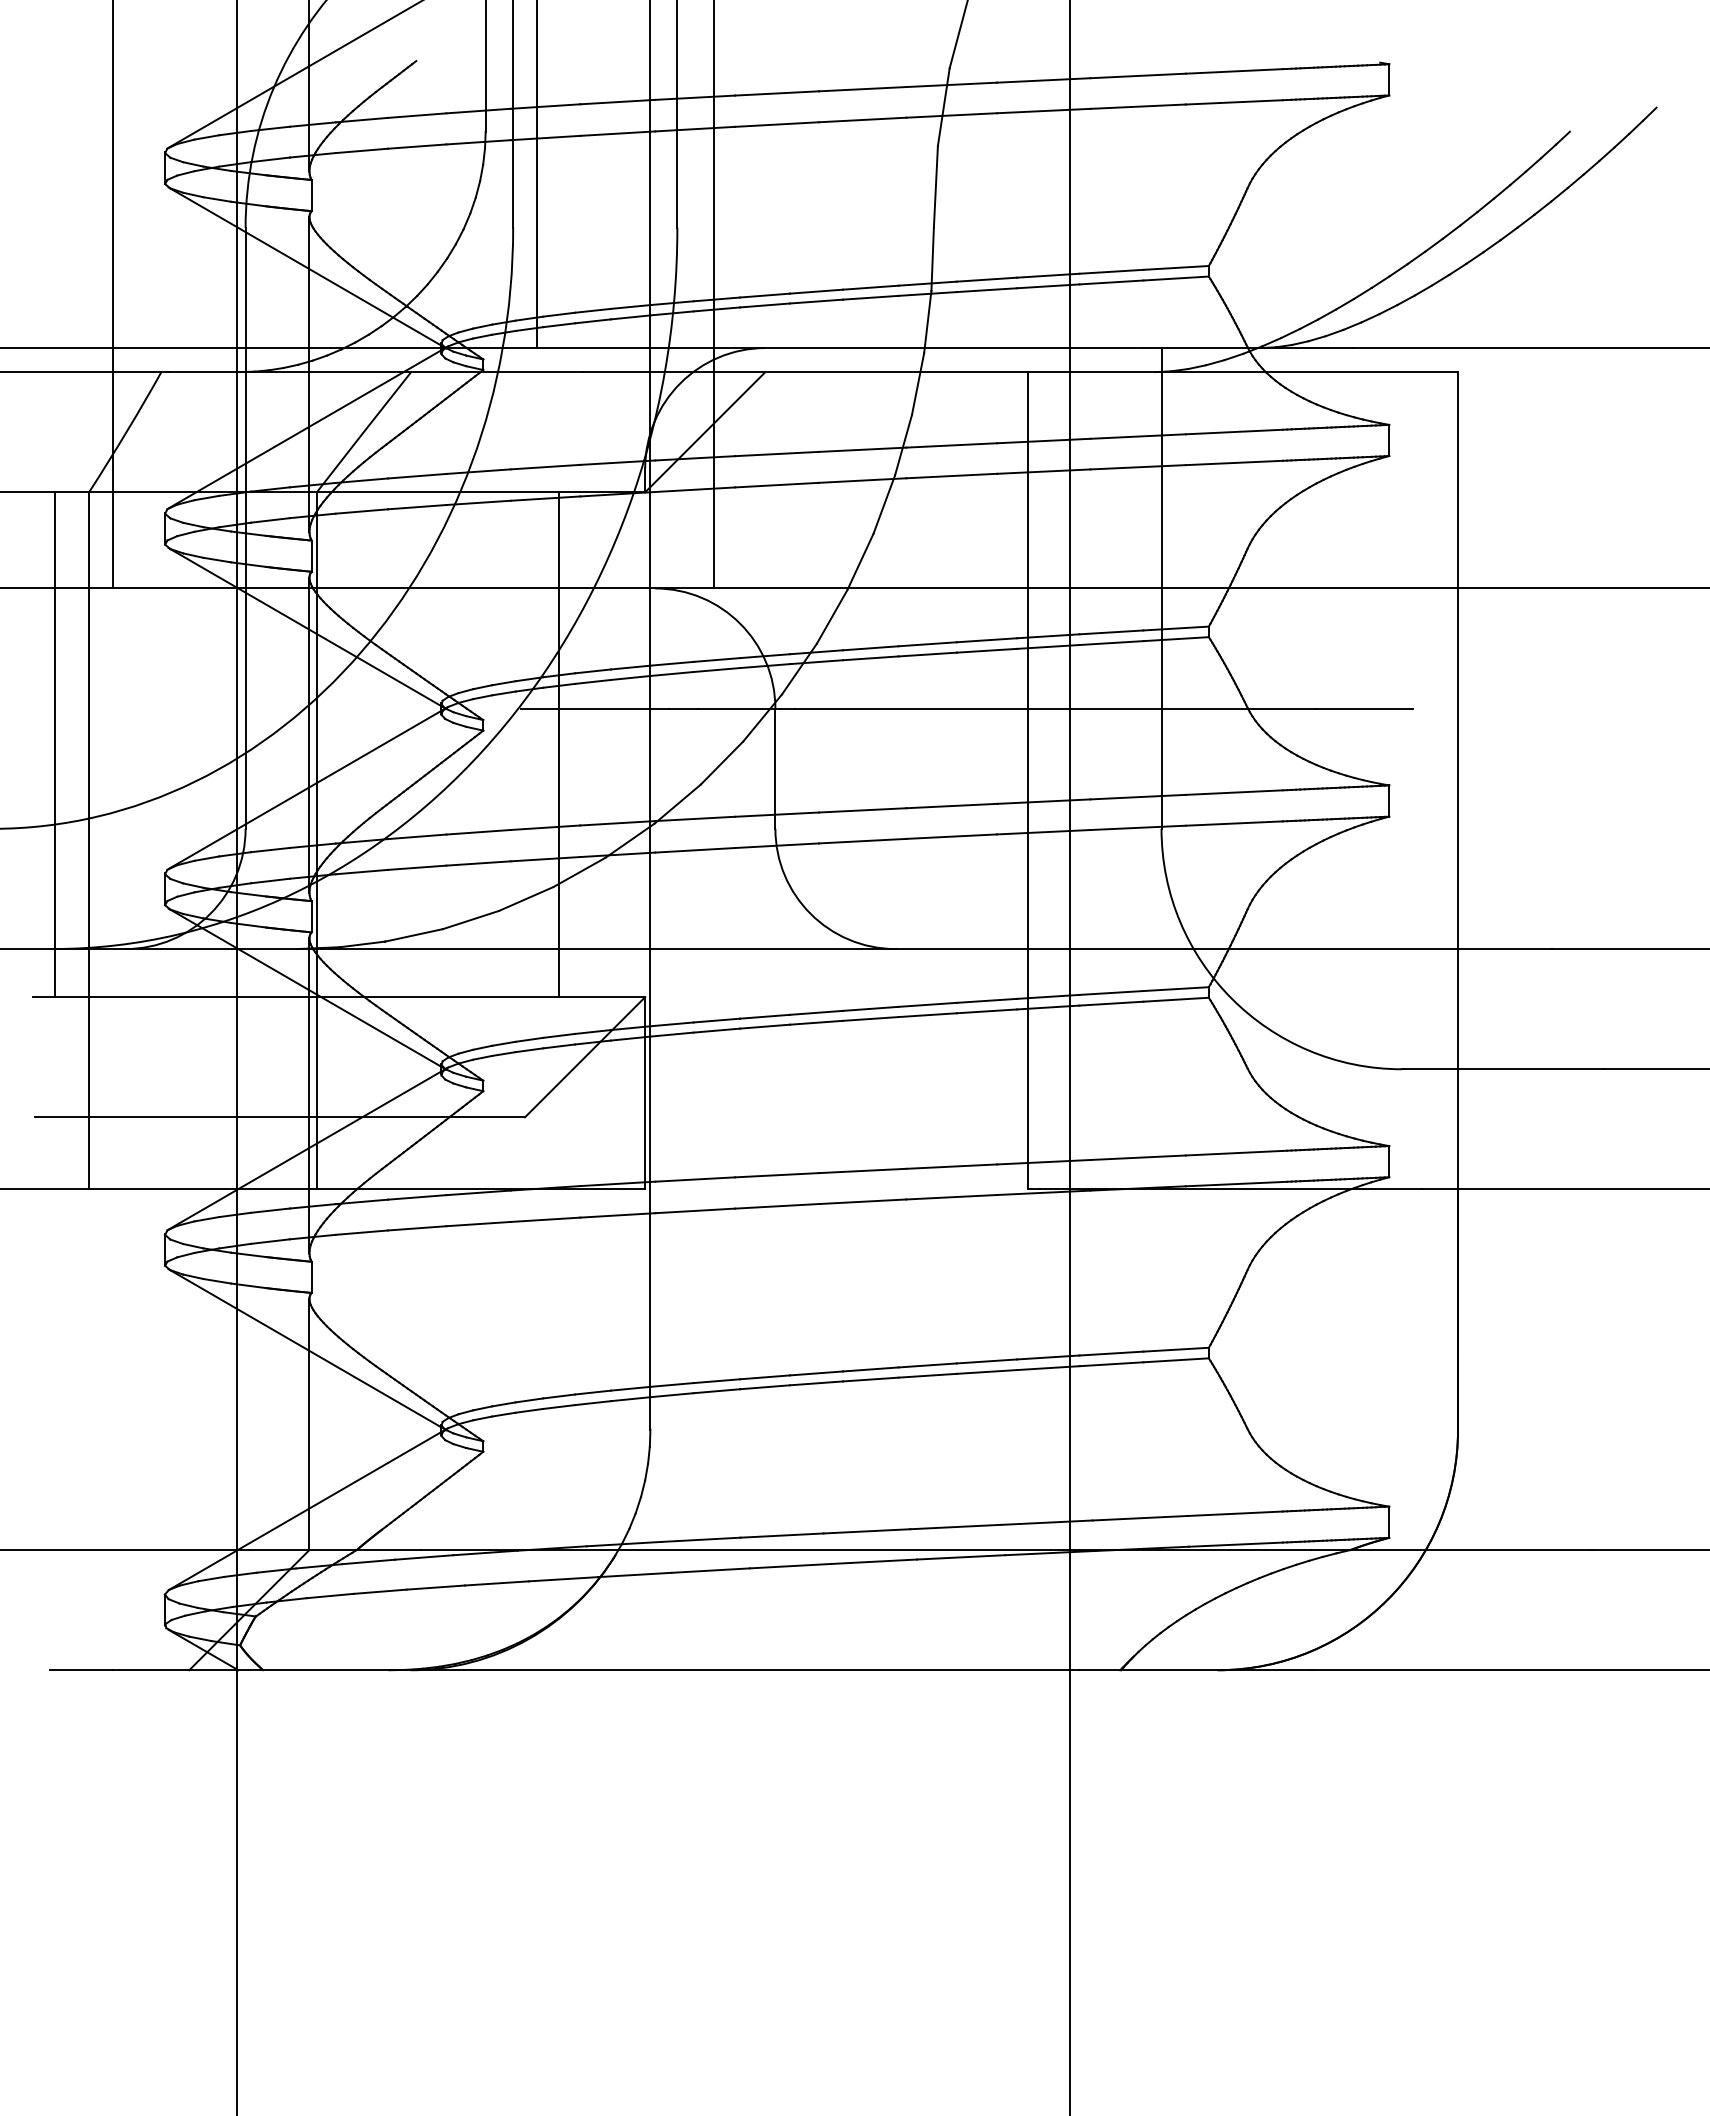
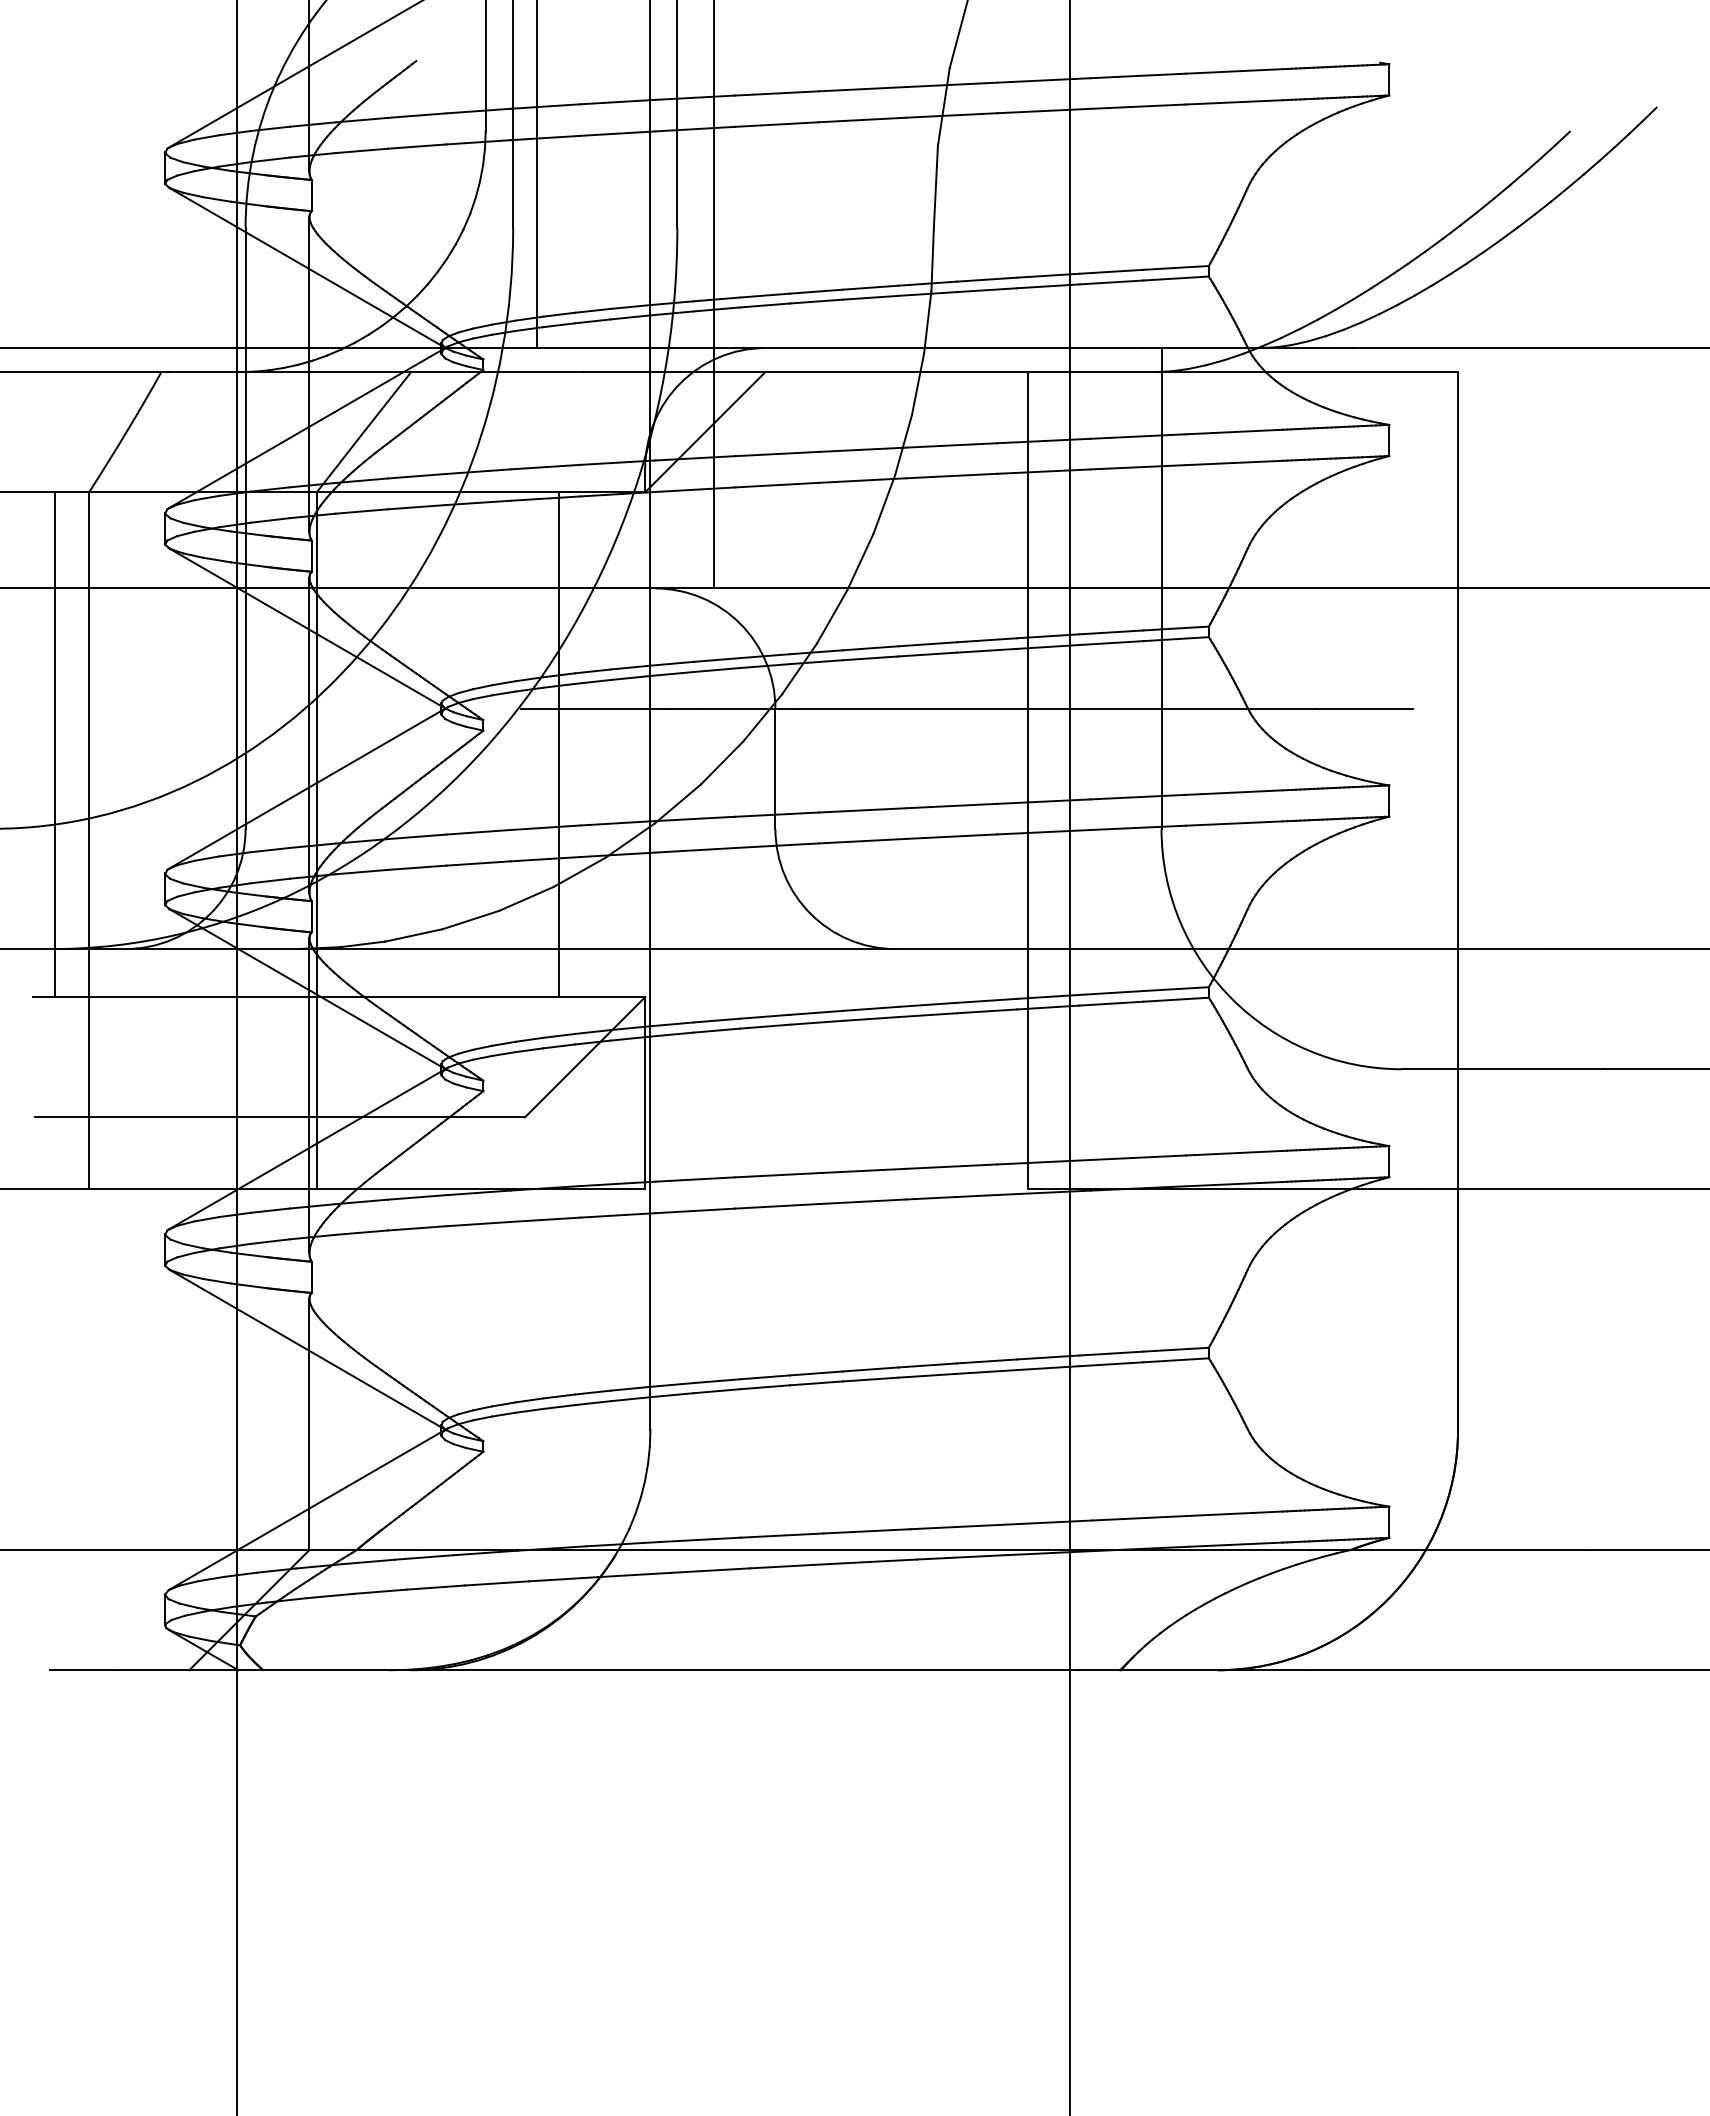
line: present -> none (112, 295)
